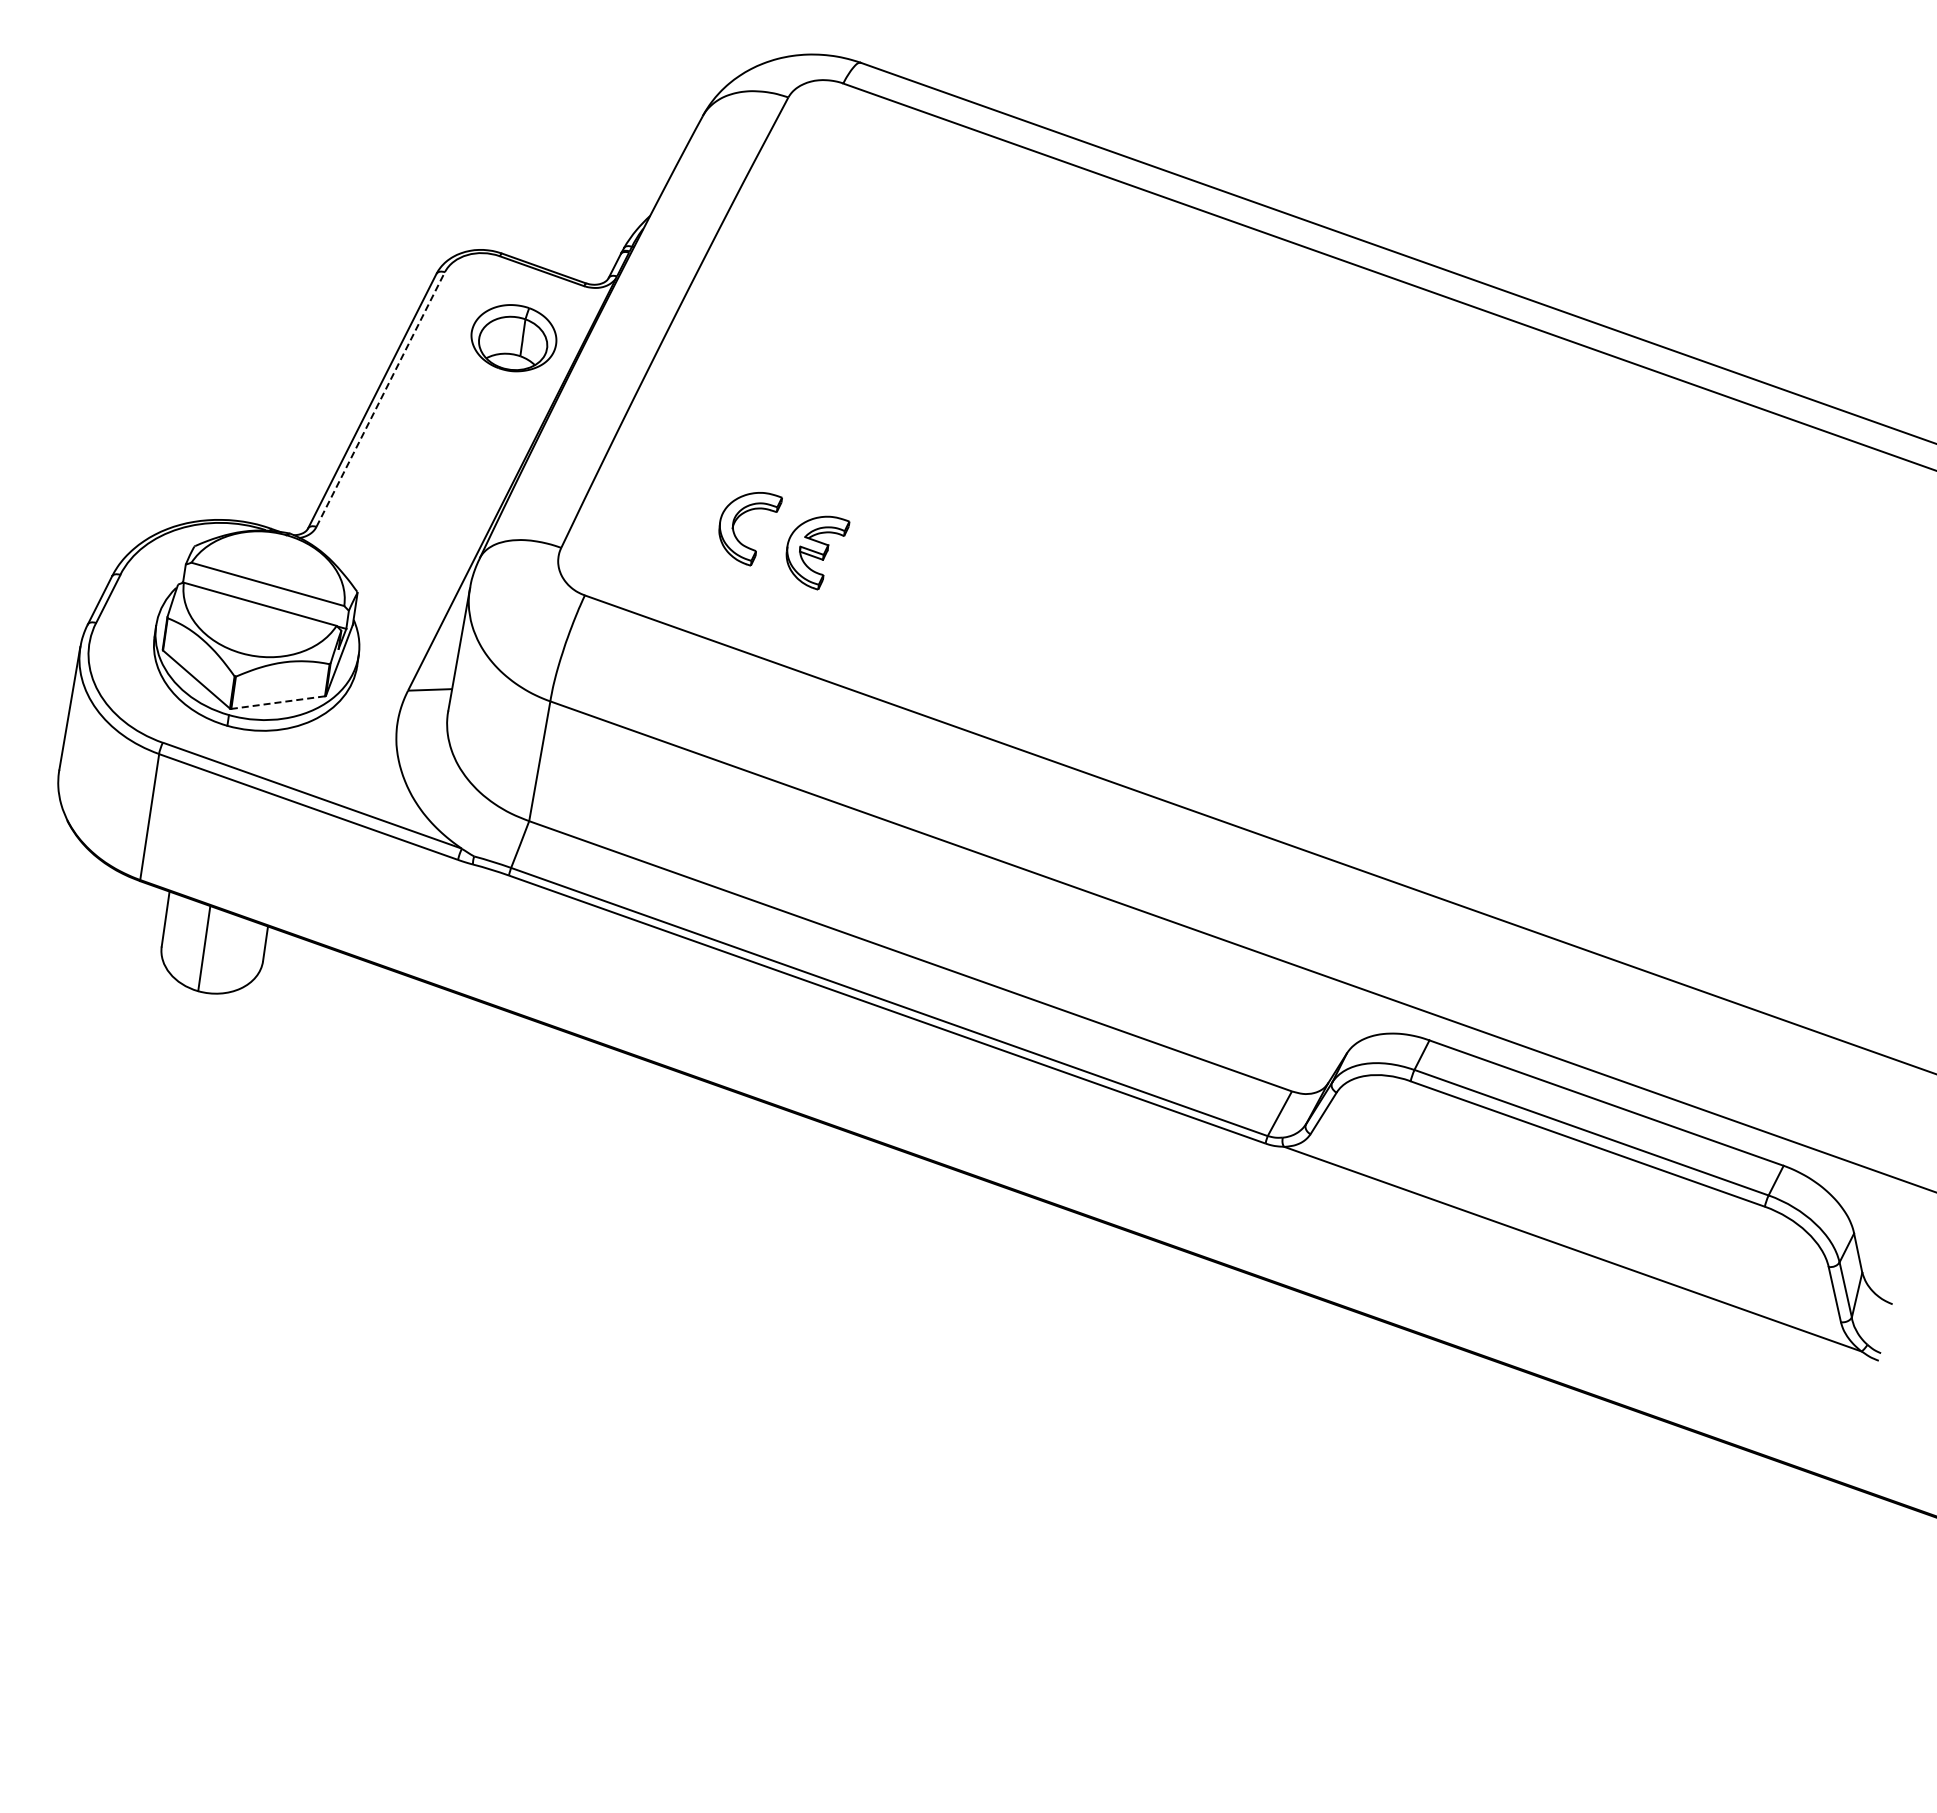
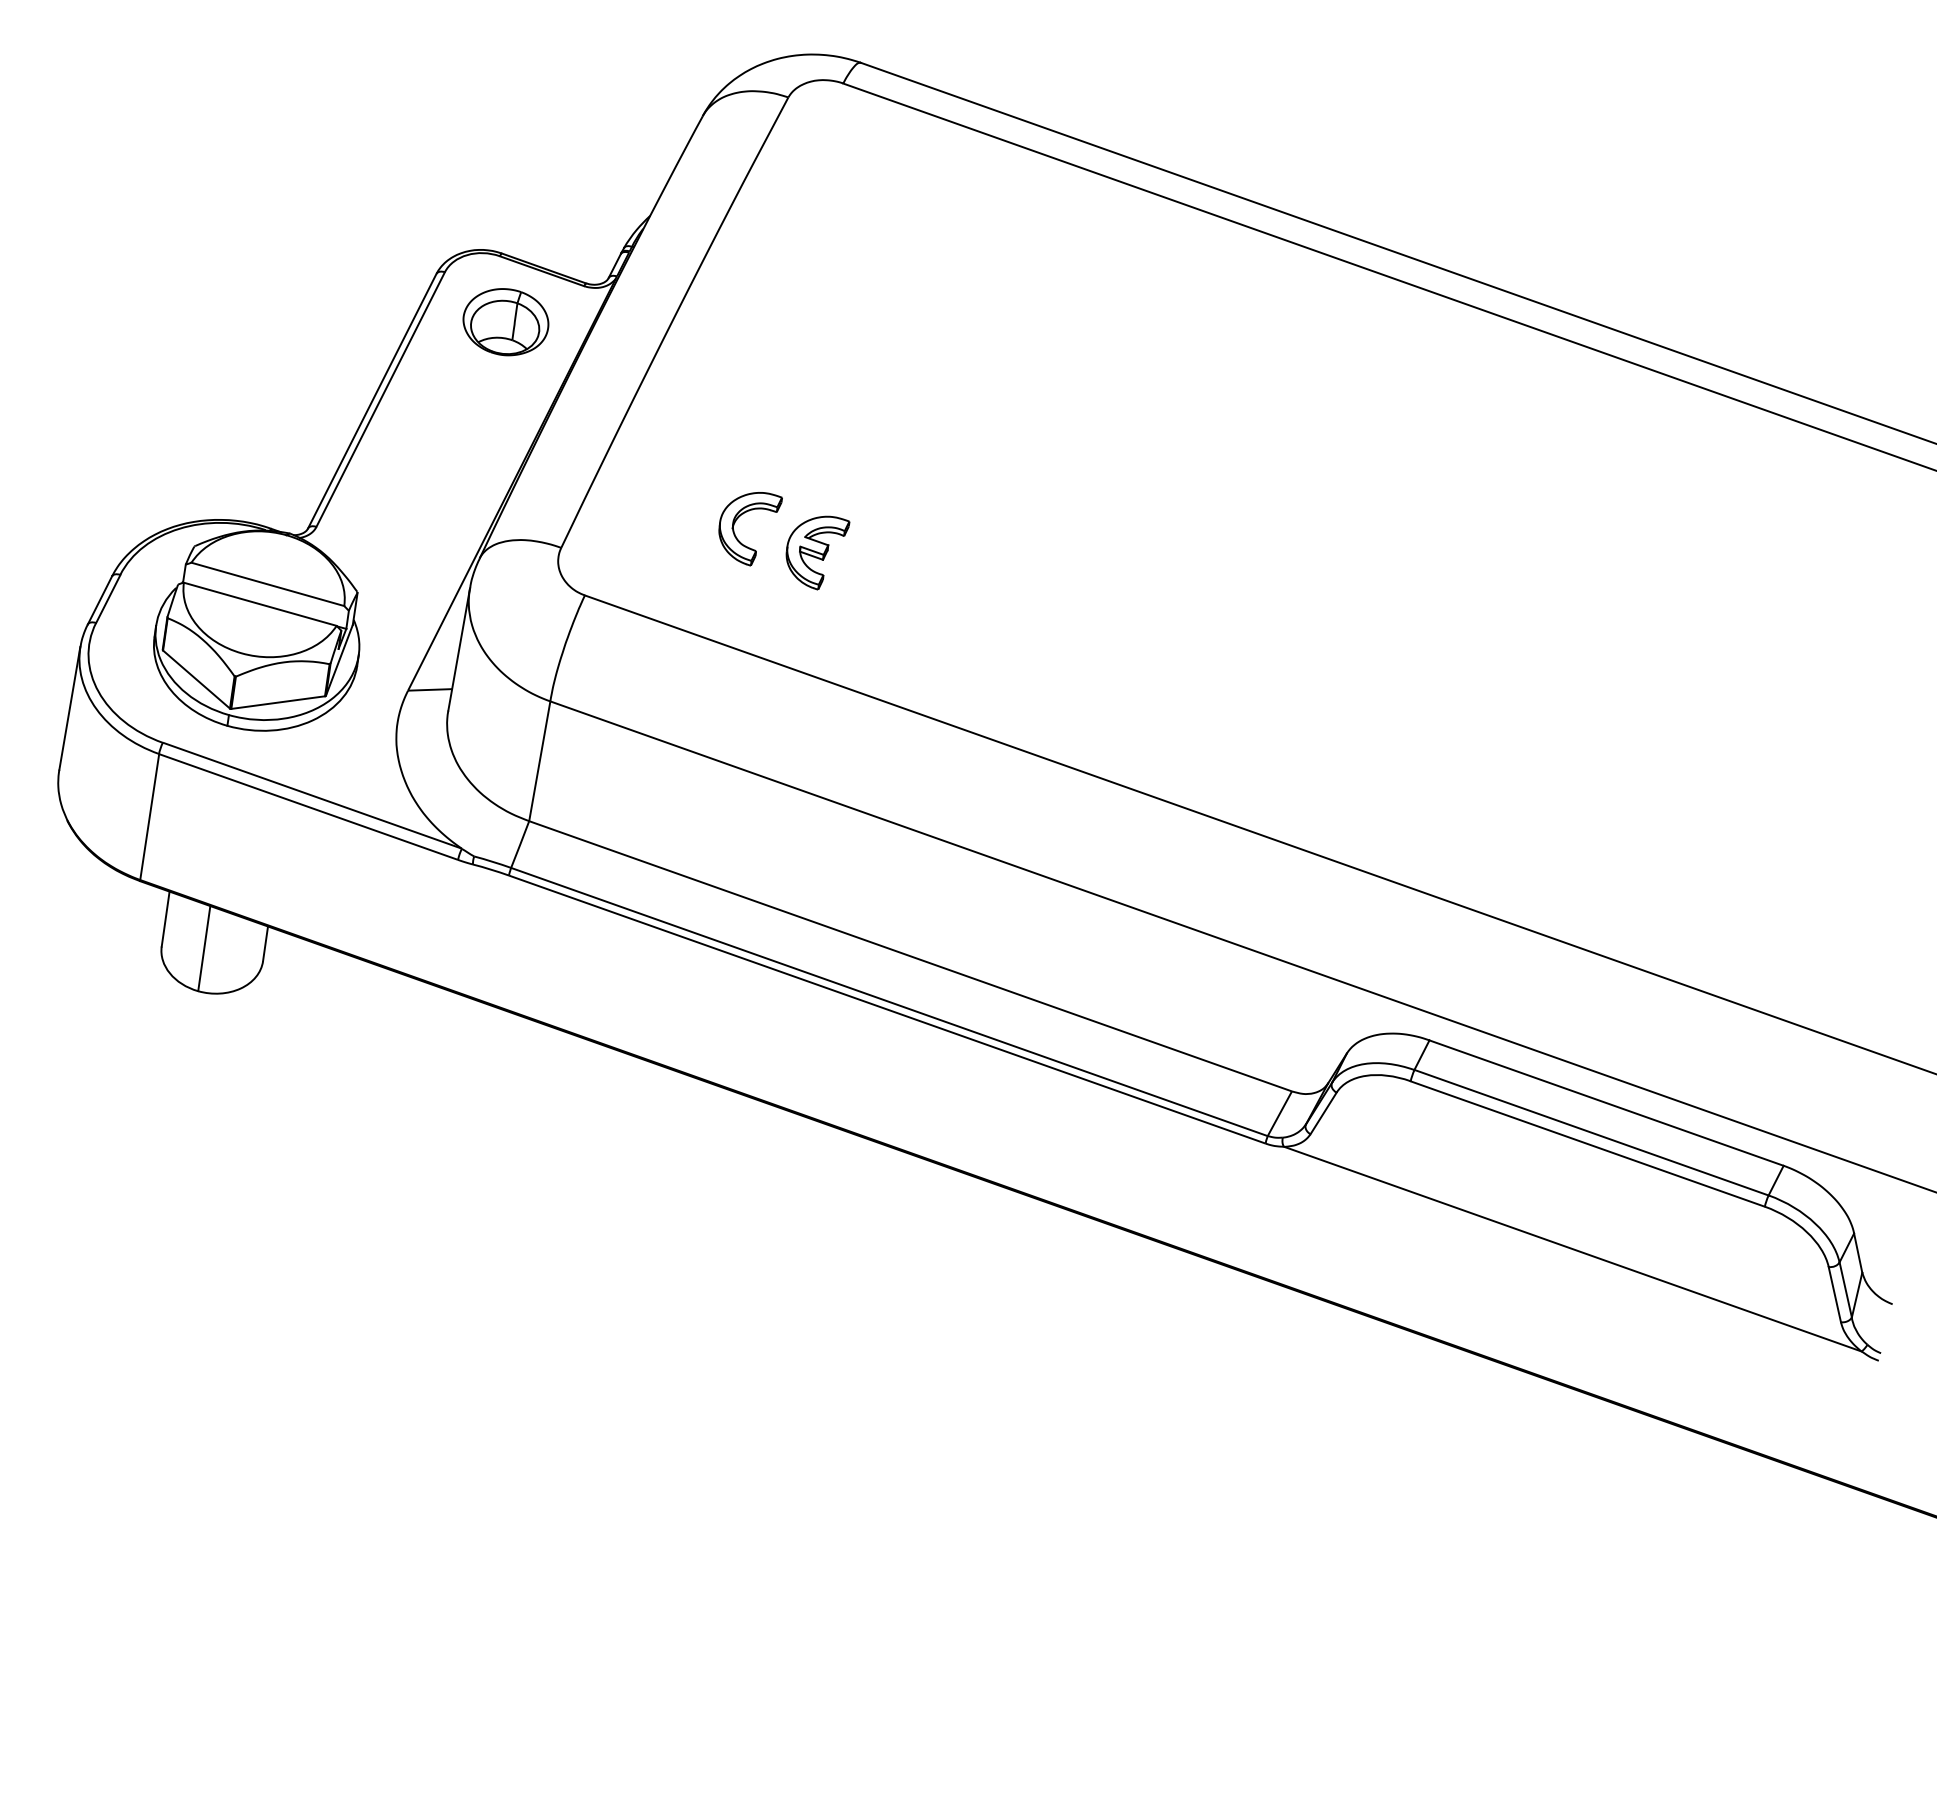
part position: (513, 338) -> (505, 322) (505, 322)
line: dashed -> solid (380, 399)
line: dashed -> solid (277, 702)
